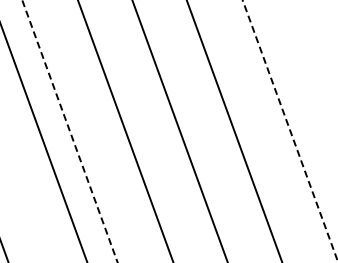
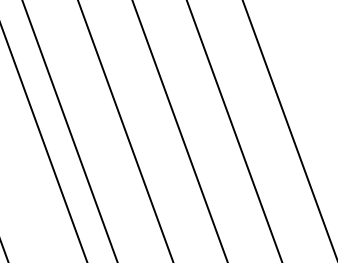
line: dashed -> solid (290, 130)
line: dashed -> solid (69, 131)
